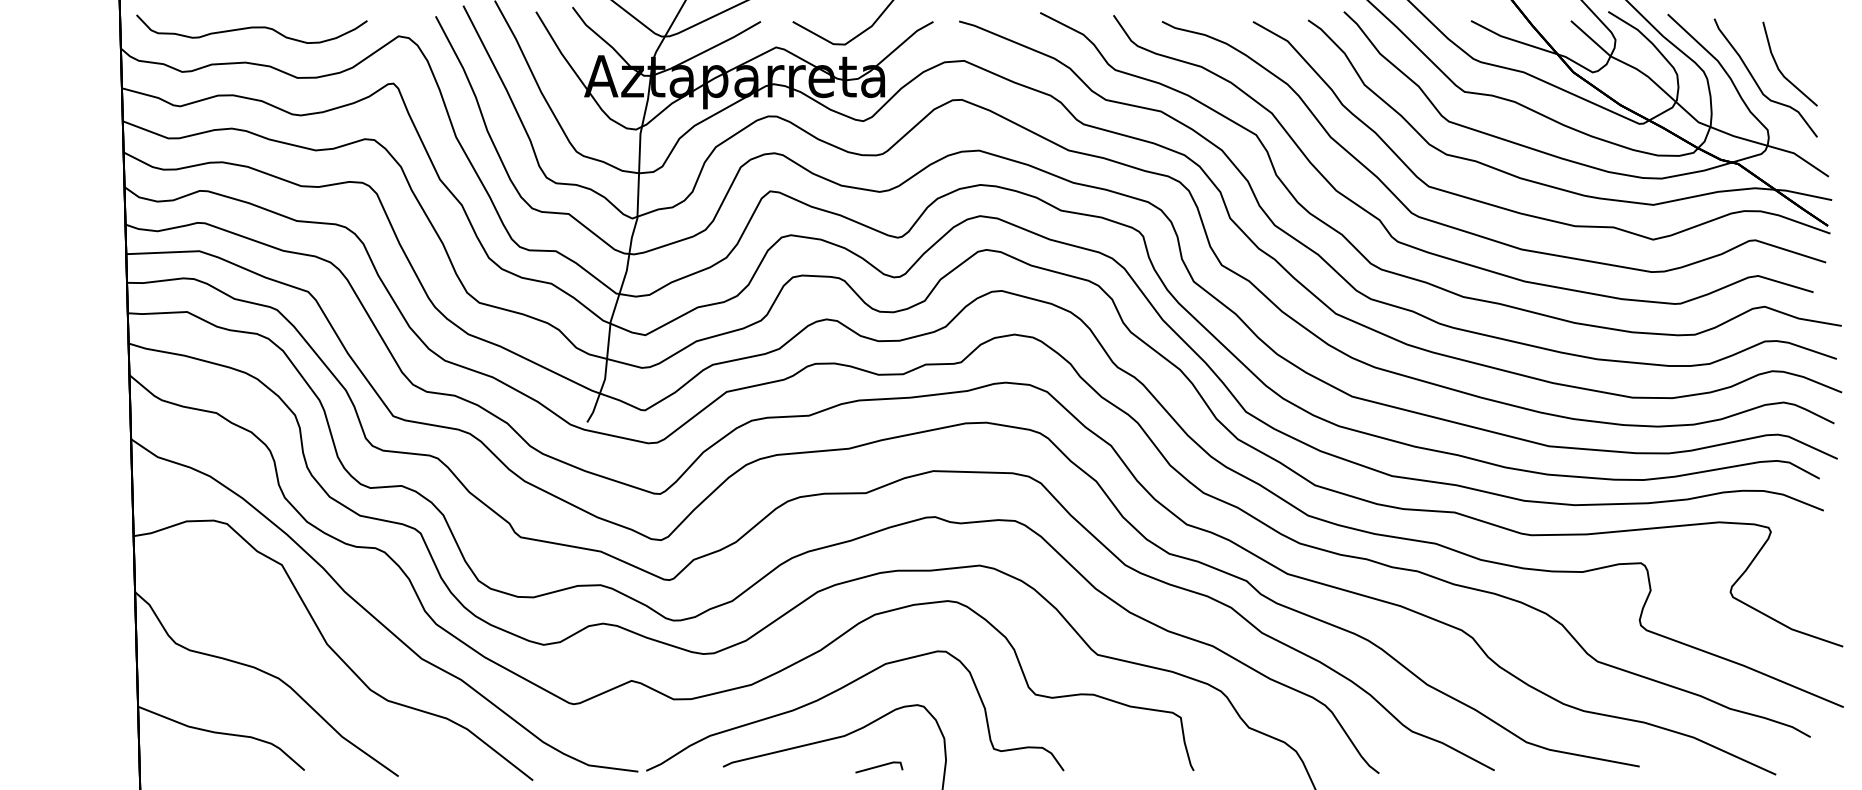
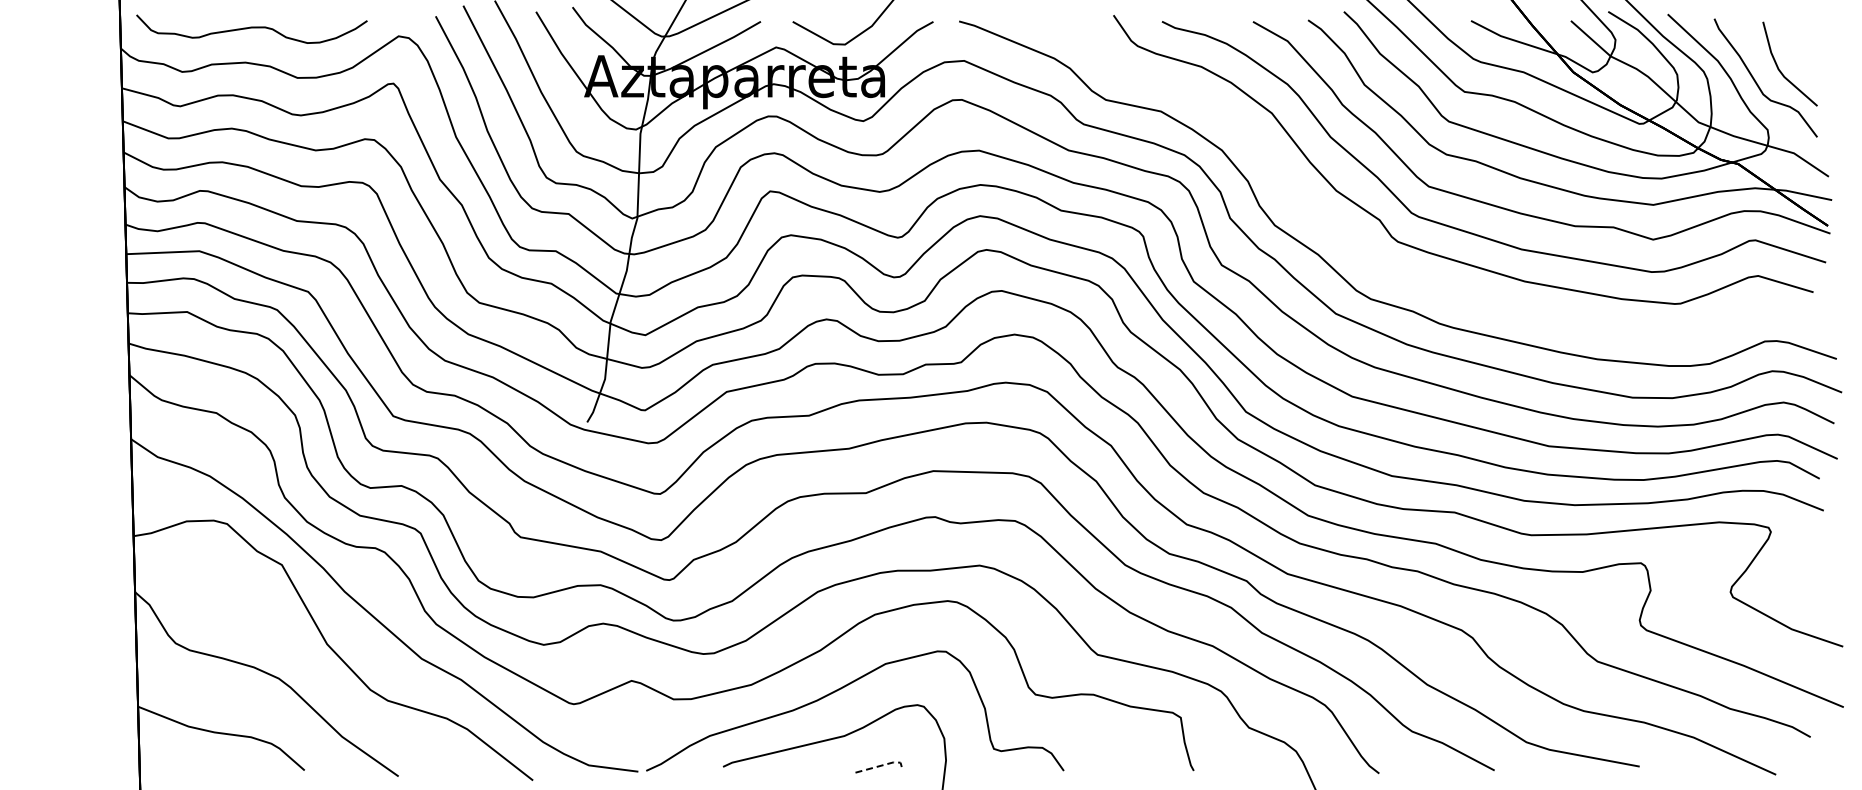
curve: present -> none (1406, 275)
line: solid -> dashed (882, 765)
